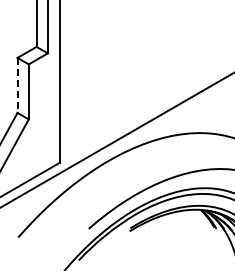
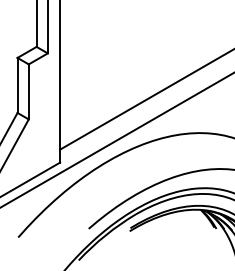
line: dashed -> solid (17, 85)
line: none -> present (145, 99)
